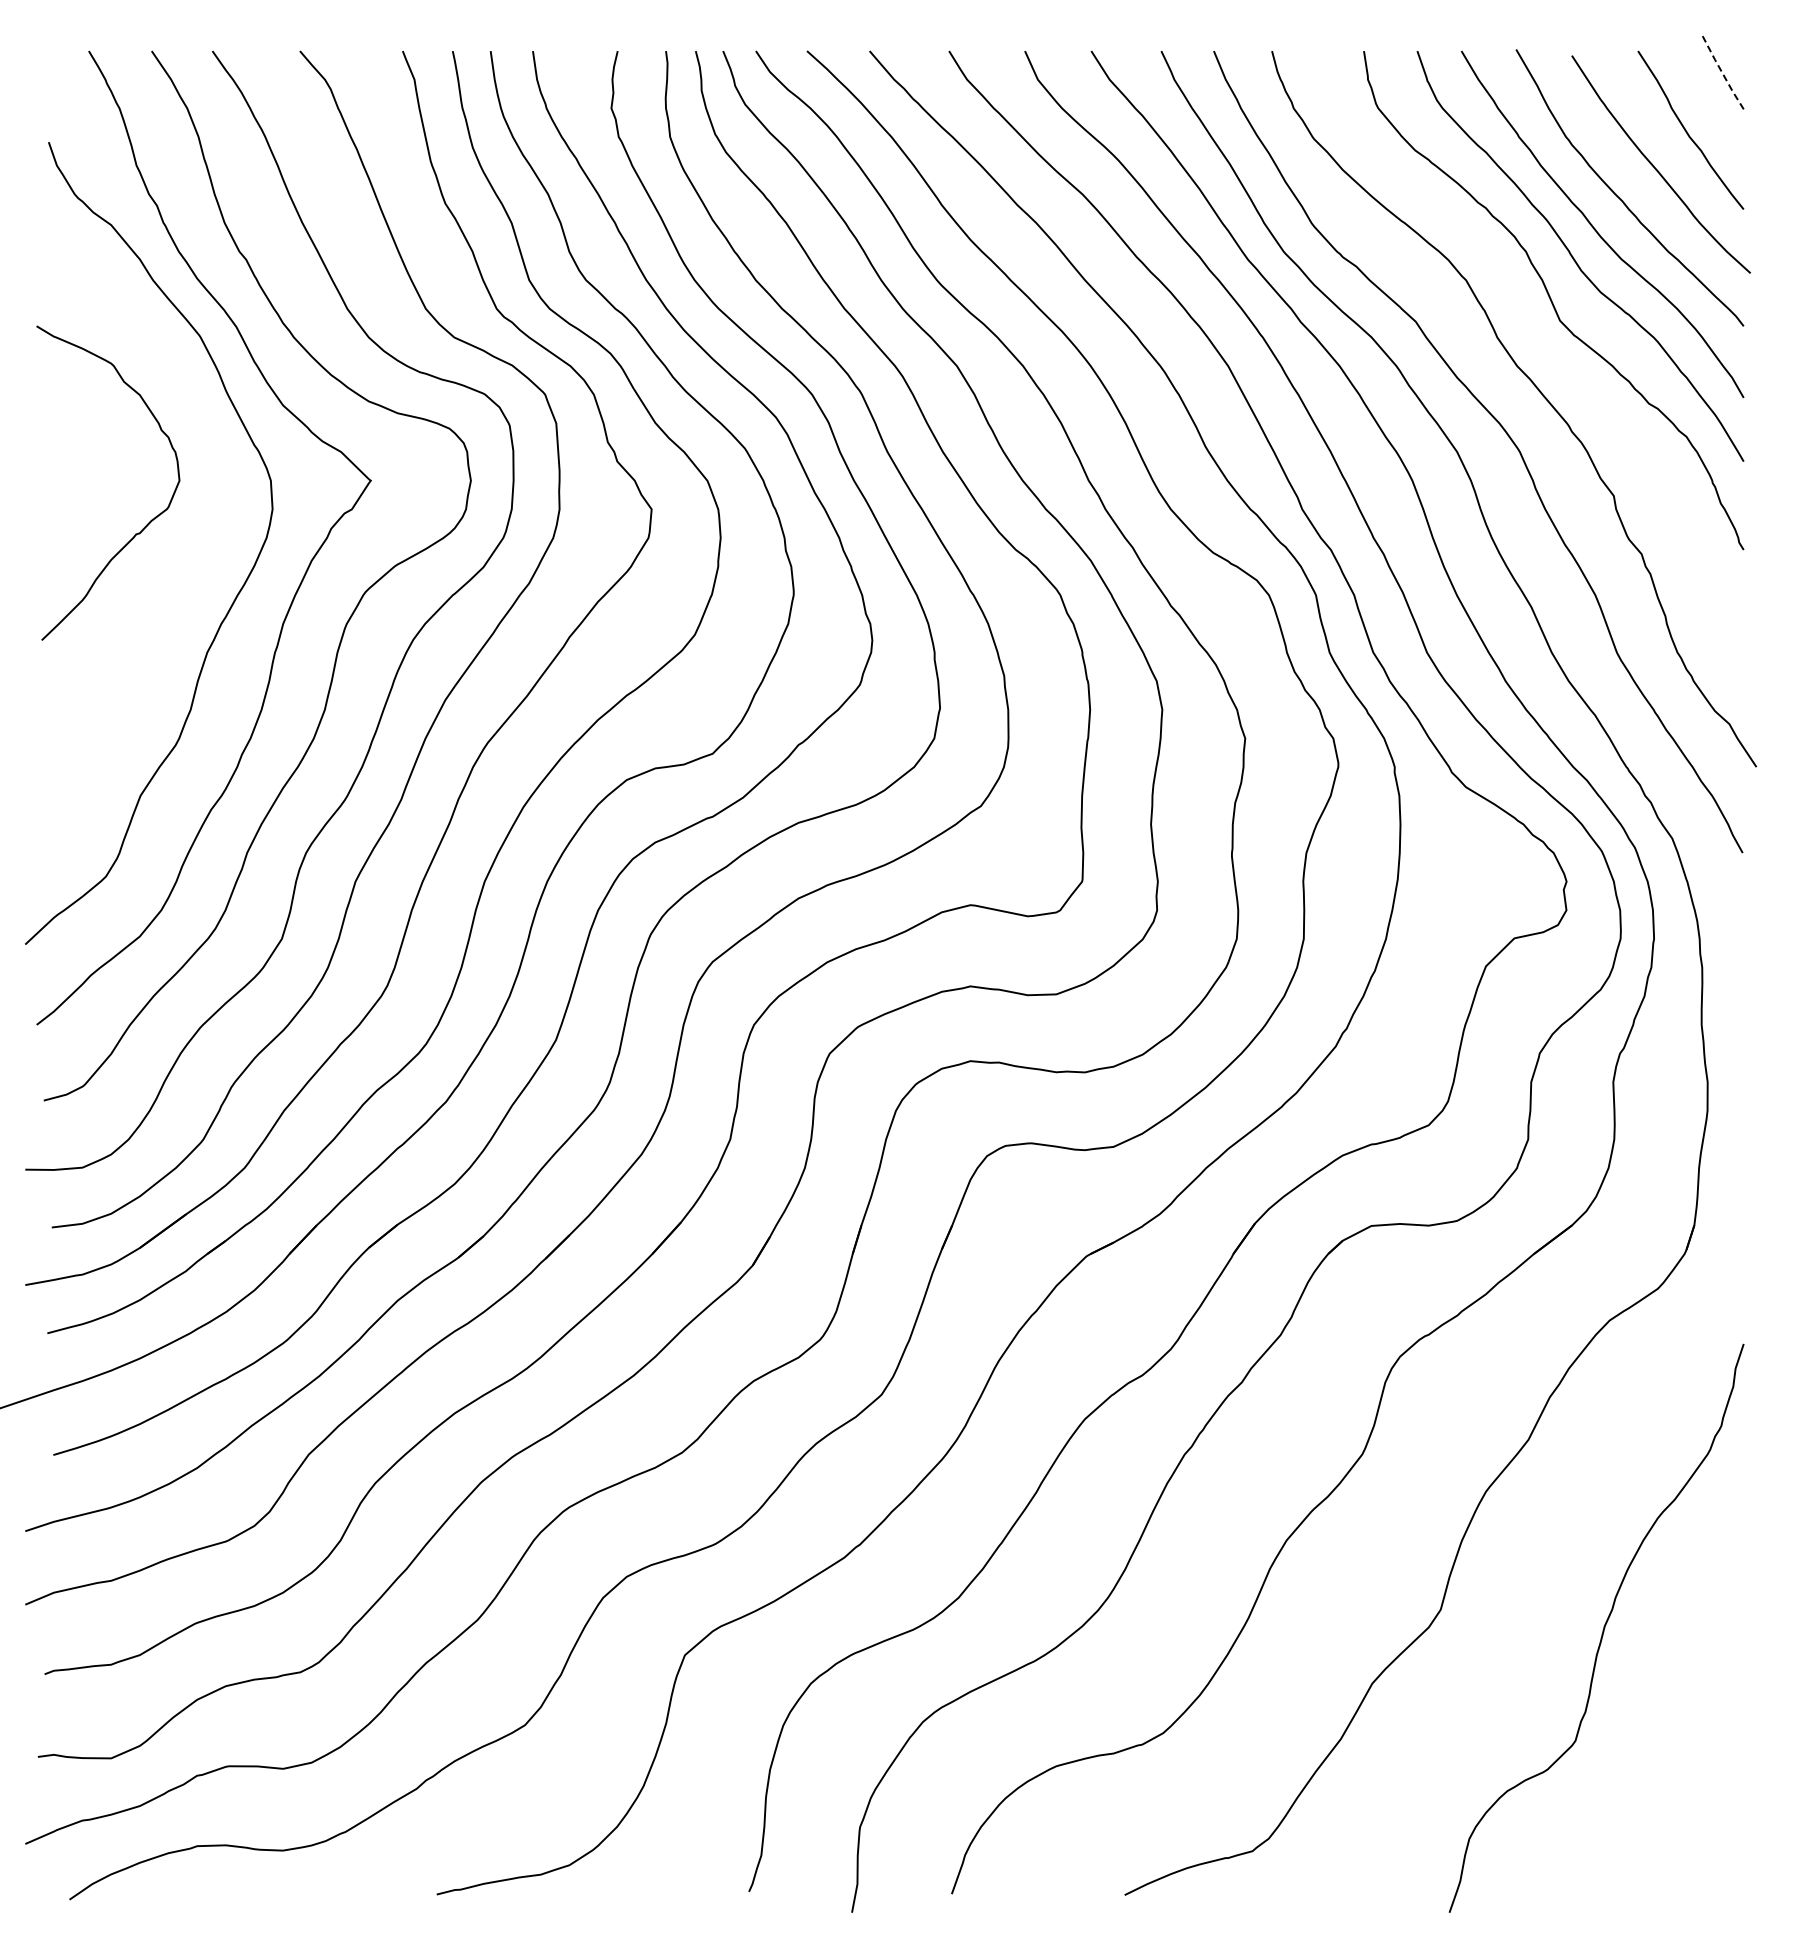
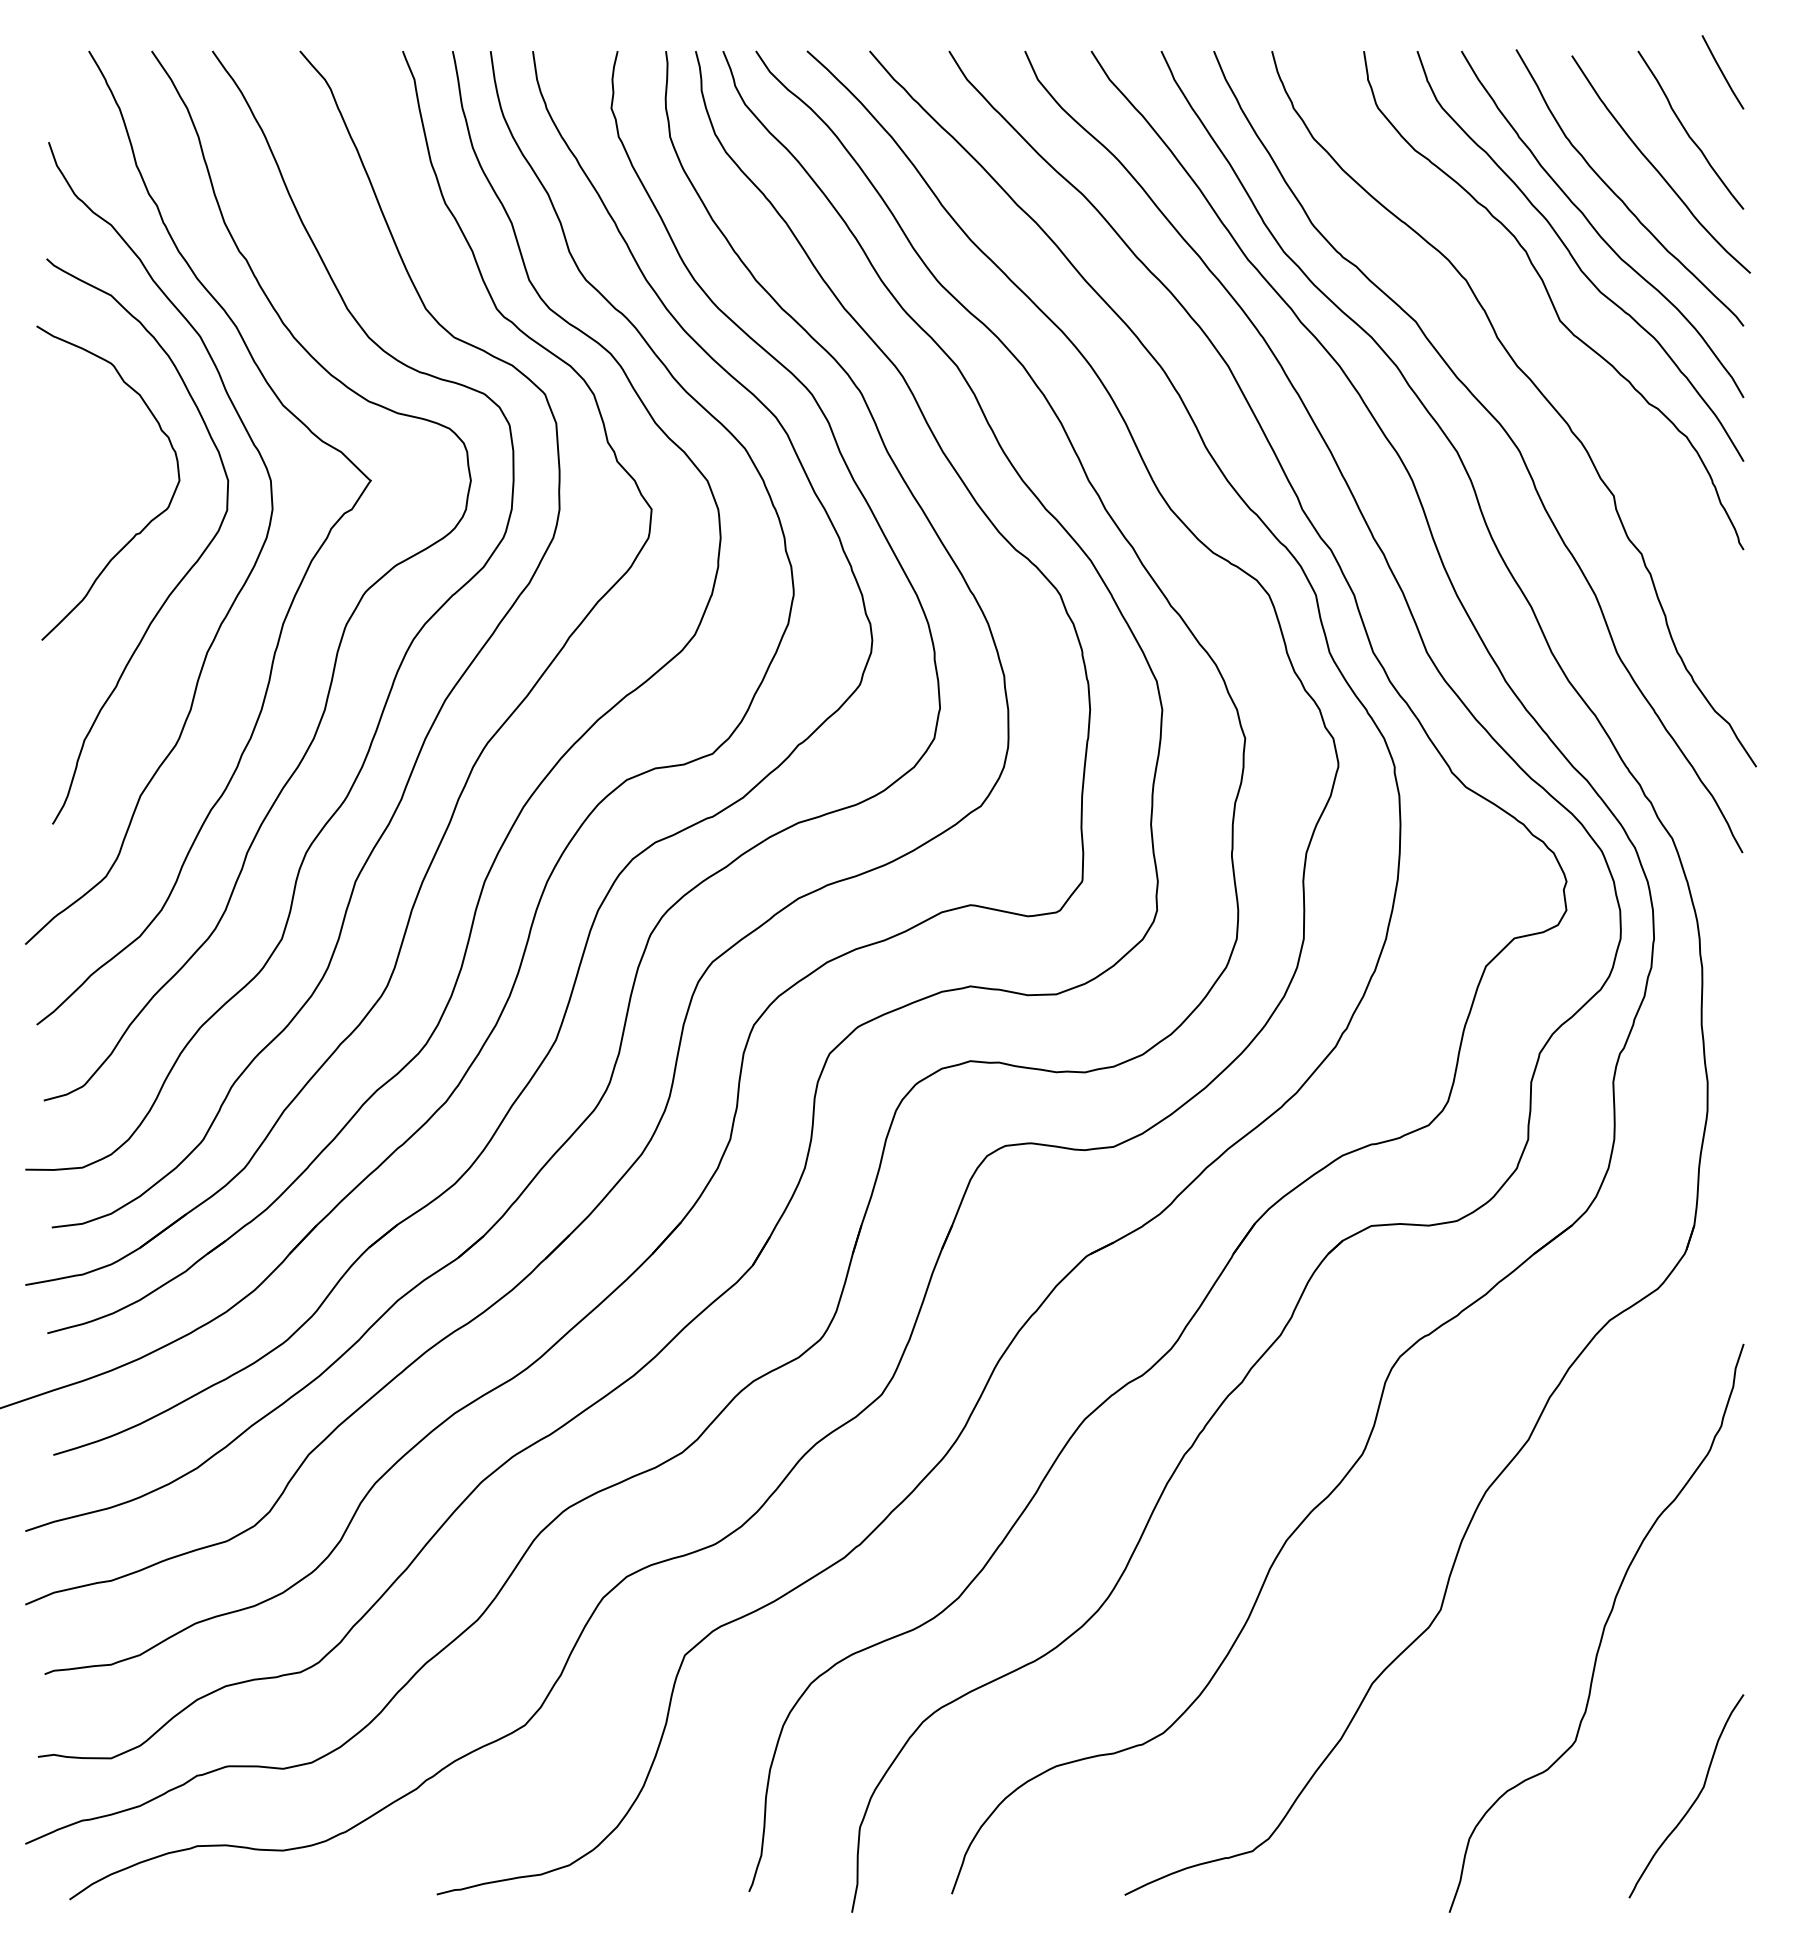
line: dashed -> solid (1722, 72)
curve: none -> present (180, 579)
curve: none -> present (1693, 1801)
